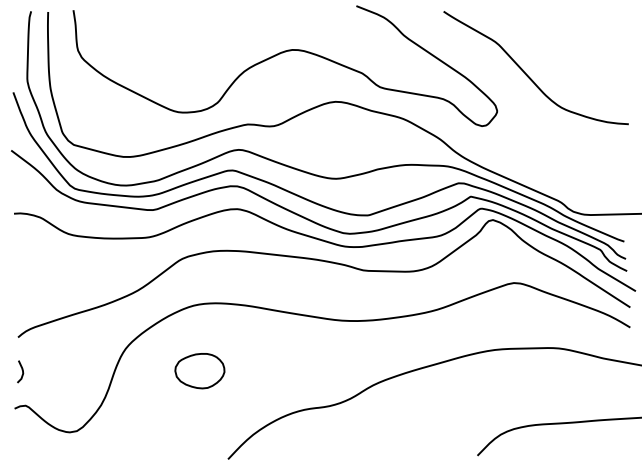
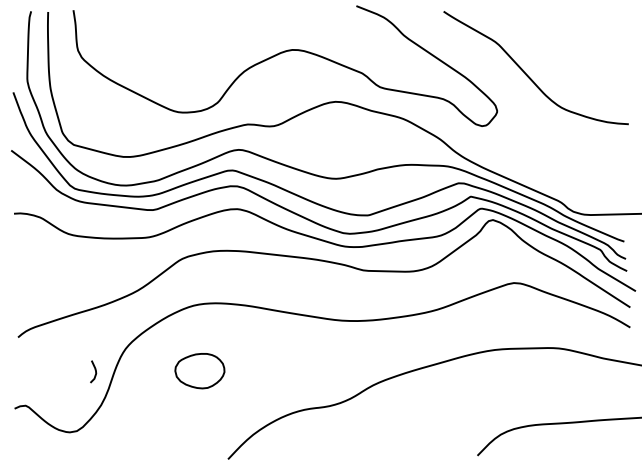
curve position: (21, 370) -> (94, 370) (94, 370)
